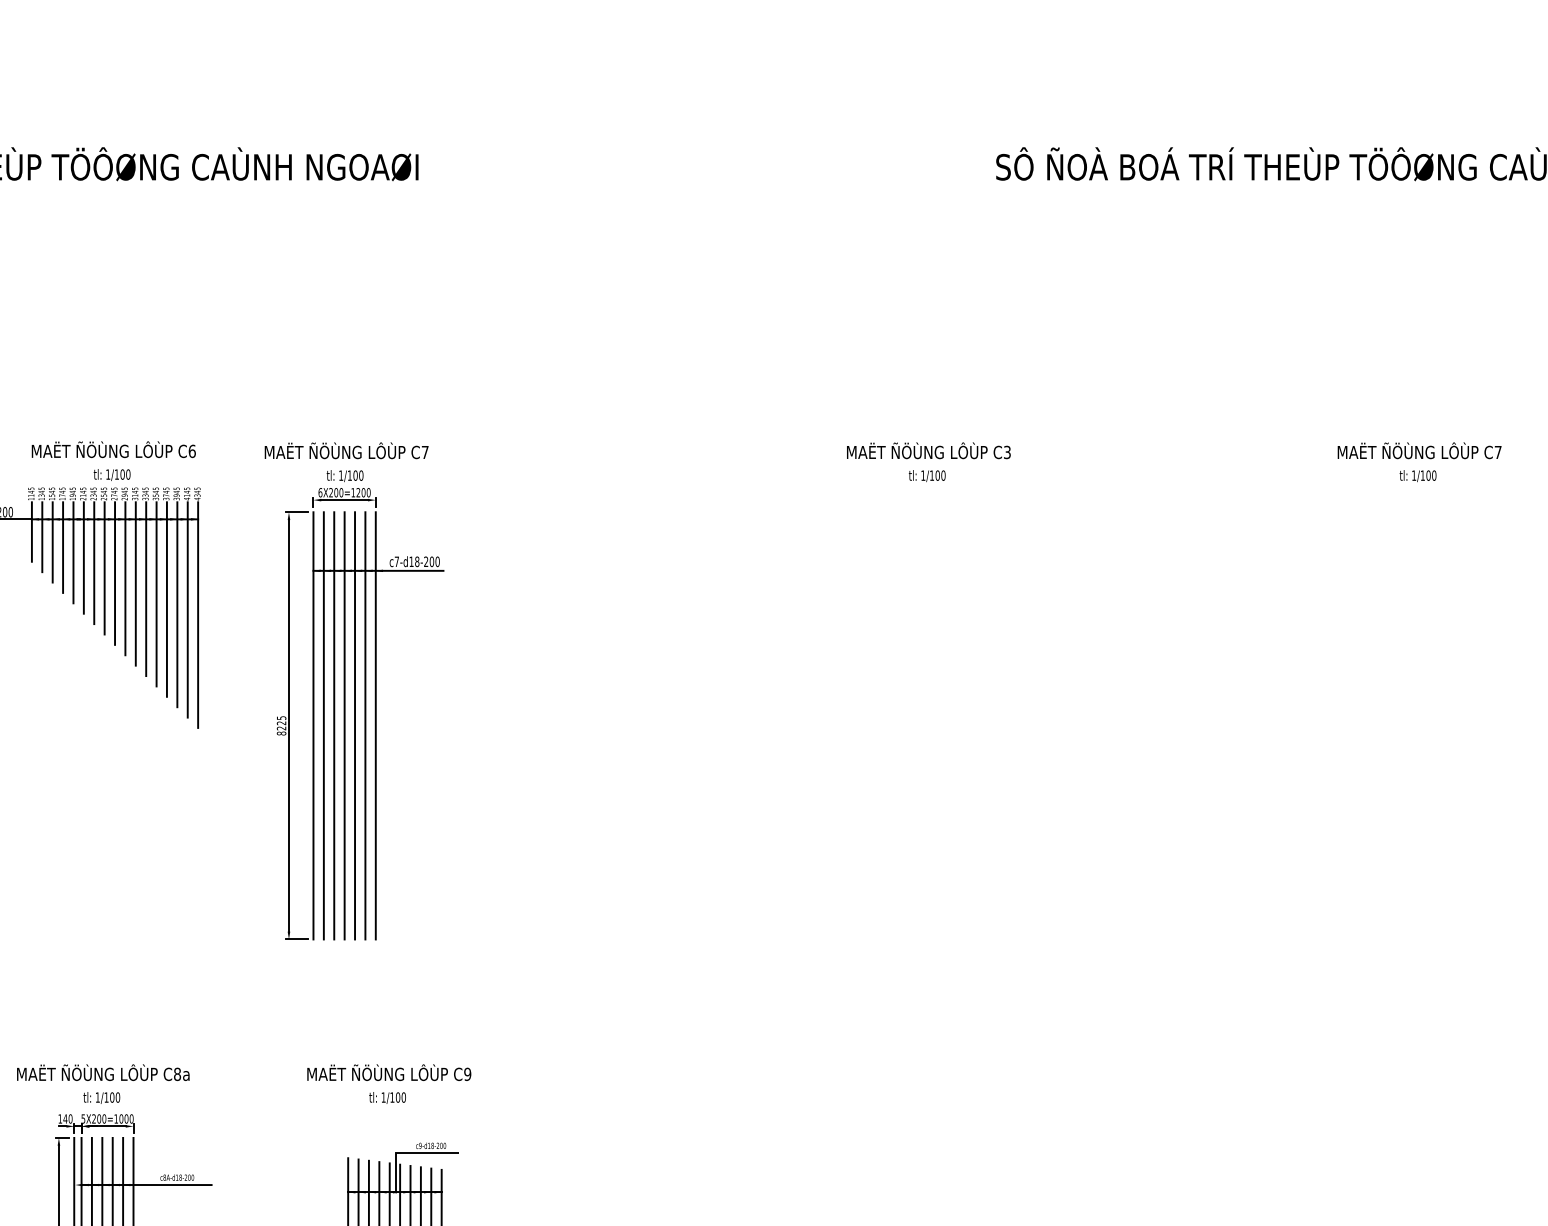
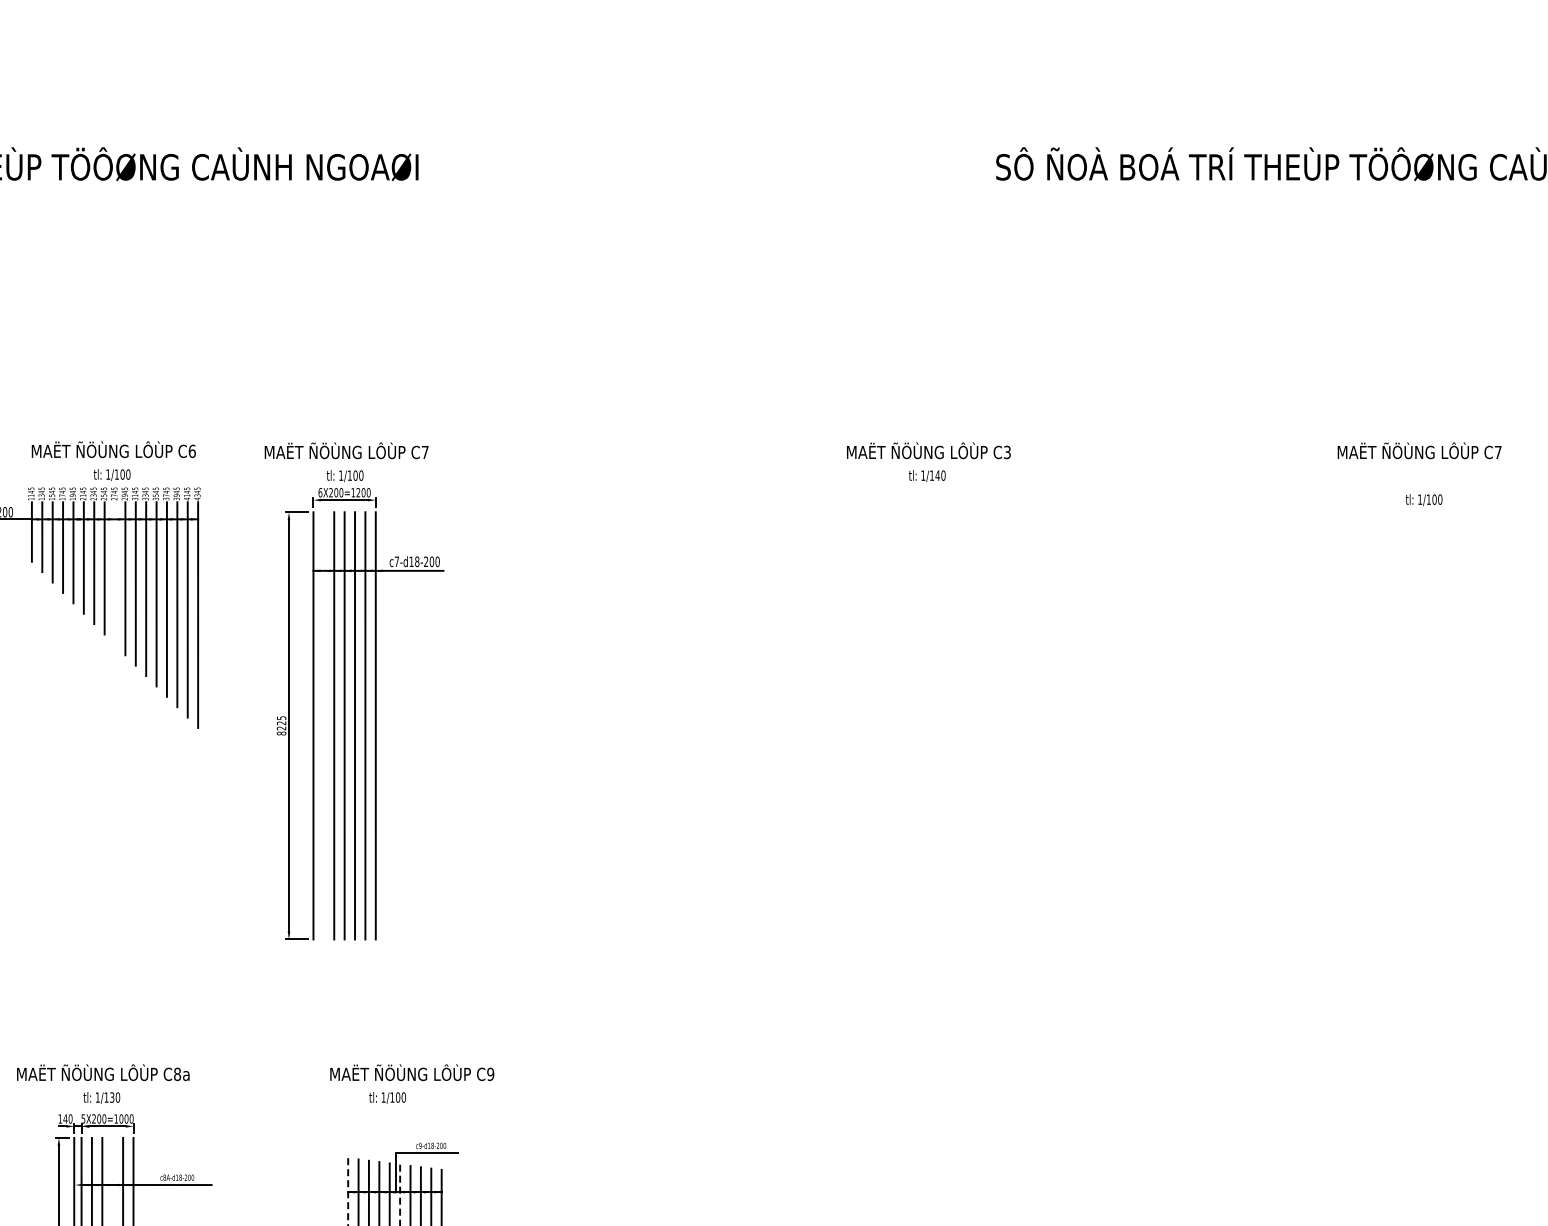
text: 1/100 -> 1/140 (937, 475)
text position: (1417, 476) -> (1423, 500) (1423, 500)
line: present -> none (115, 573)
line: present -> none (323, 725)
text position: (389, 1072) -> (412, 1072) (412, 1072)
text: 1/100 -> 1/130 (112, 1097)
line: present -> none (112, 1179)
line: solid -> dashed (348, 1191)
line: solid -> dashed (400, 1195)
